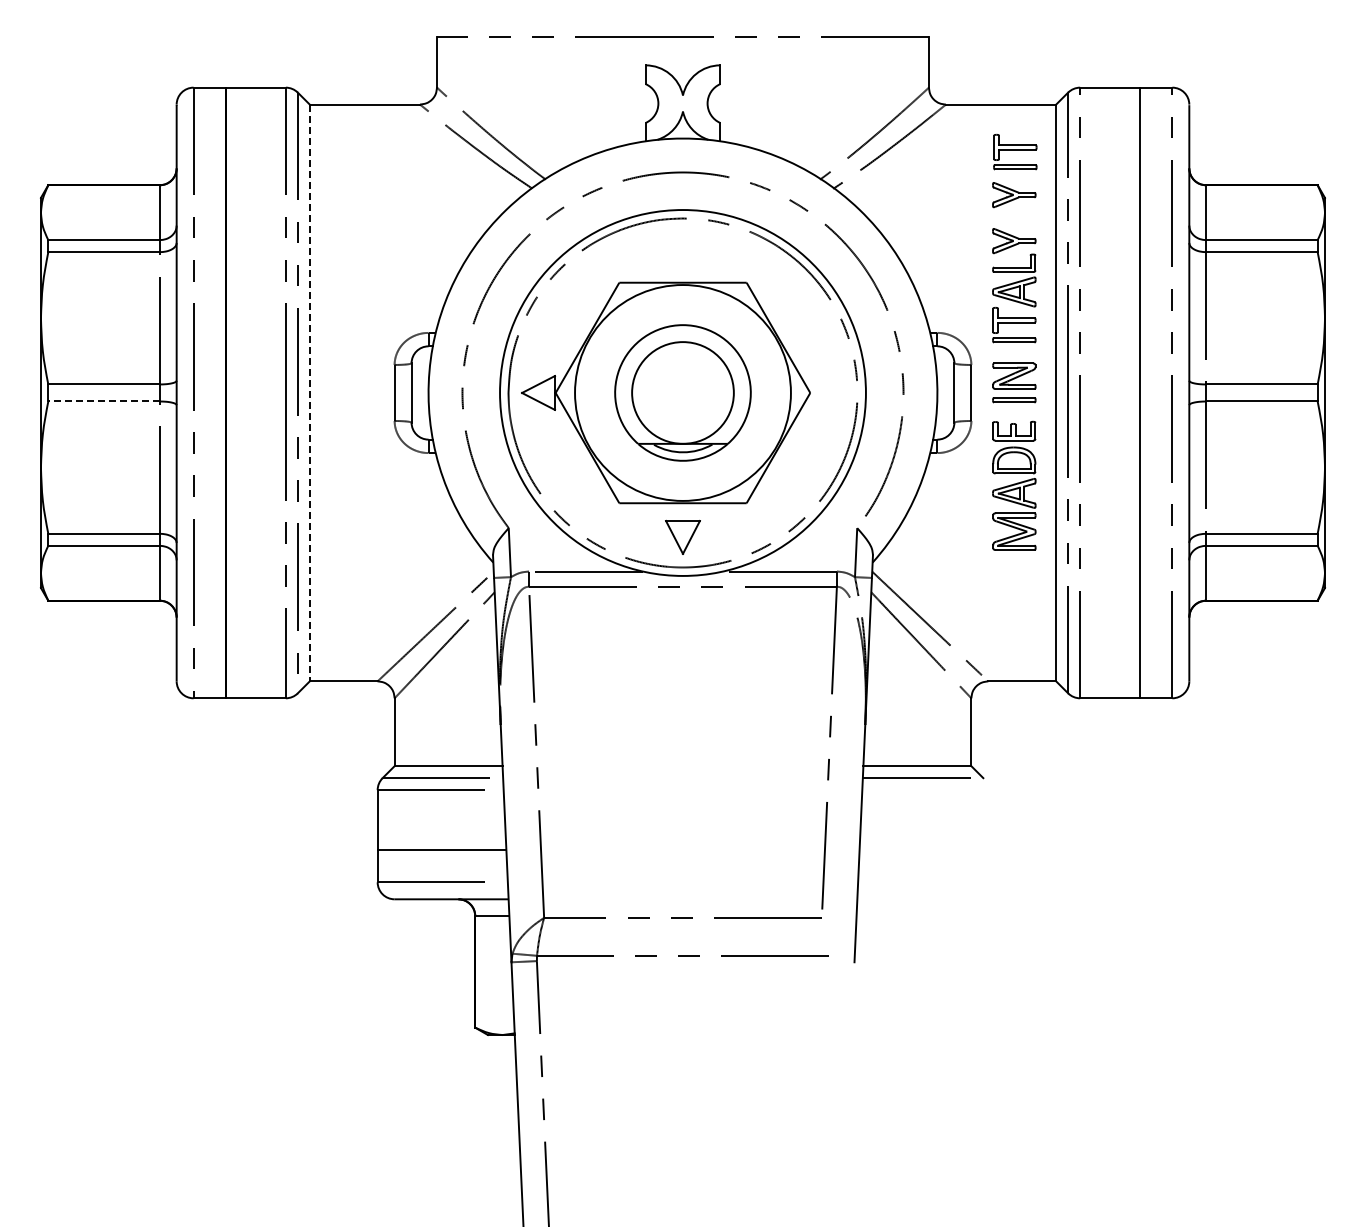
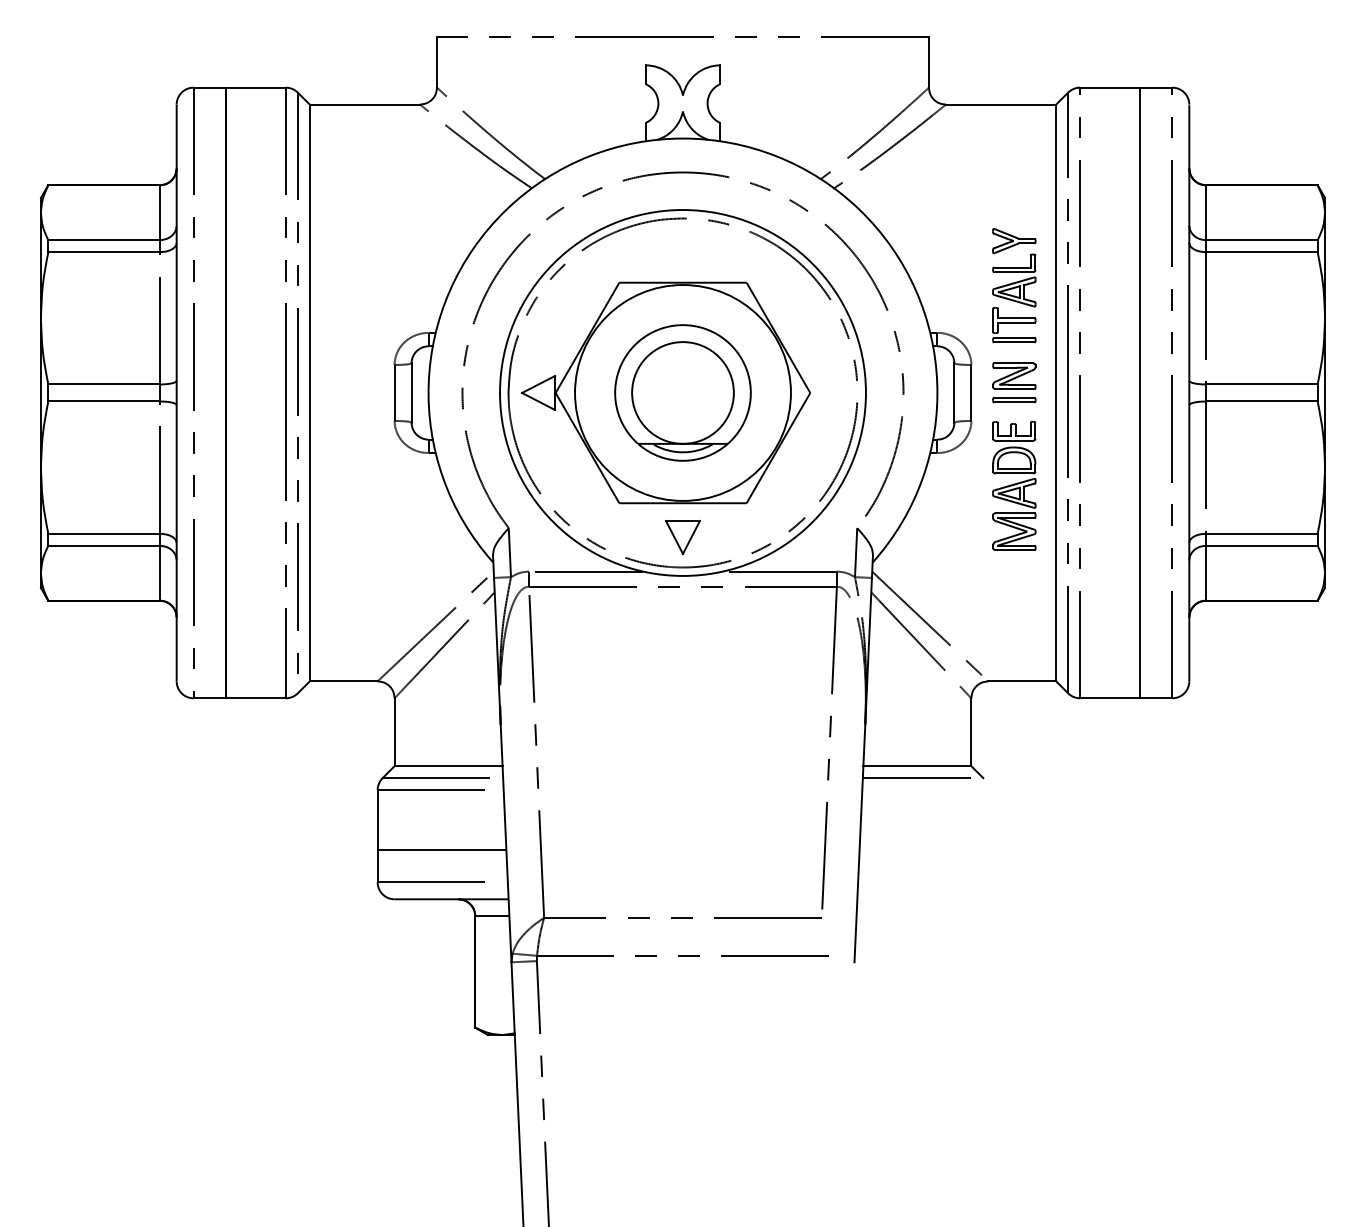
part: present -> none (1015, 152)
part: present -> none (1014, 195)
line: dashed -> solid (309, 393)
line: dashed -> solid (104, 401)
